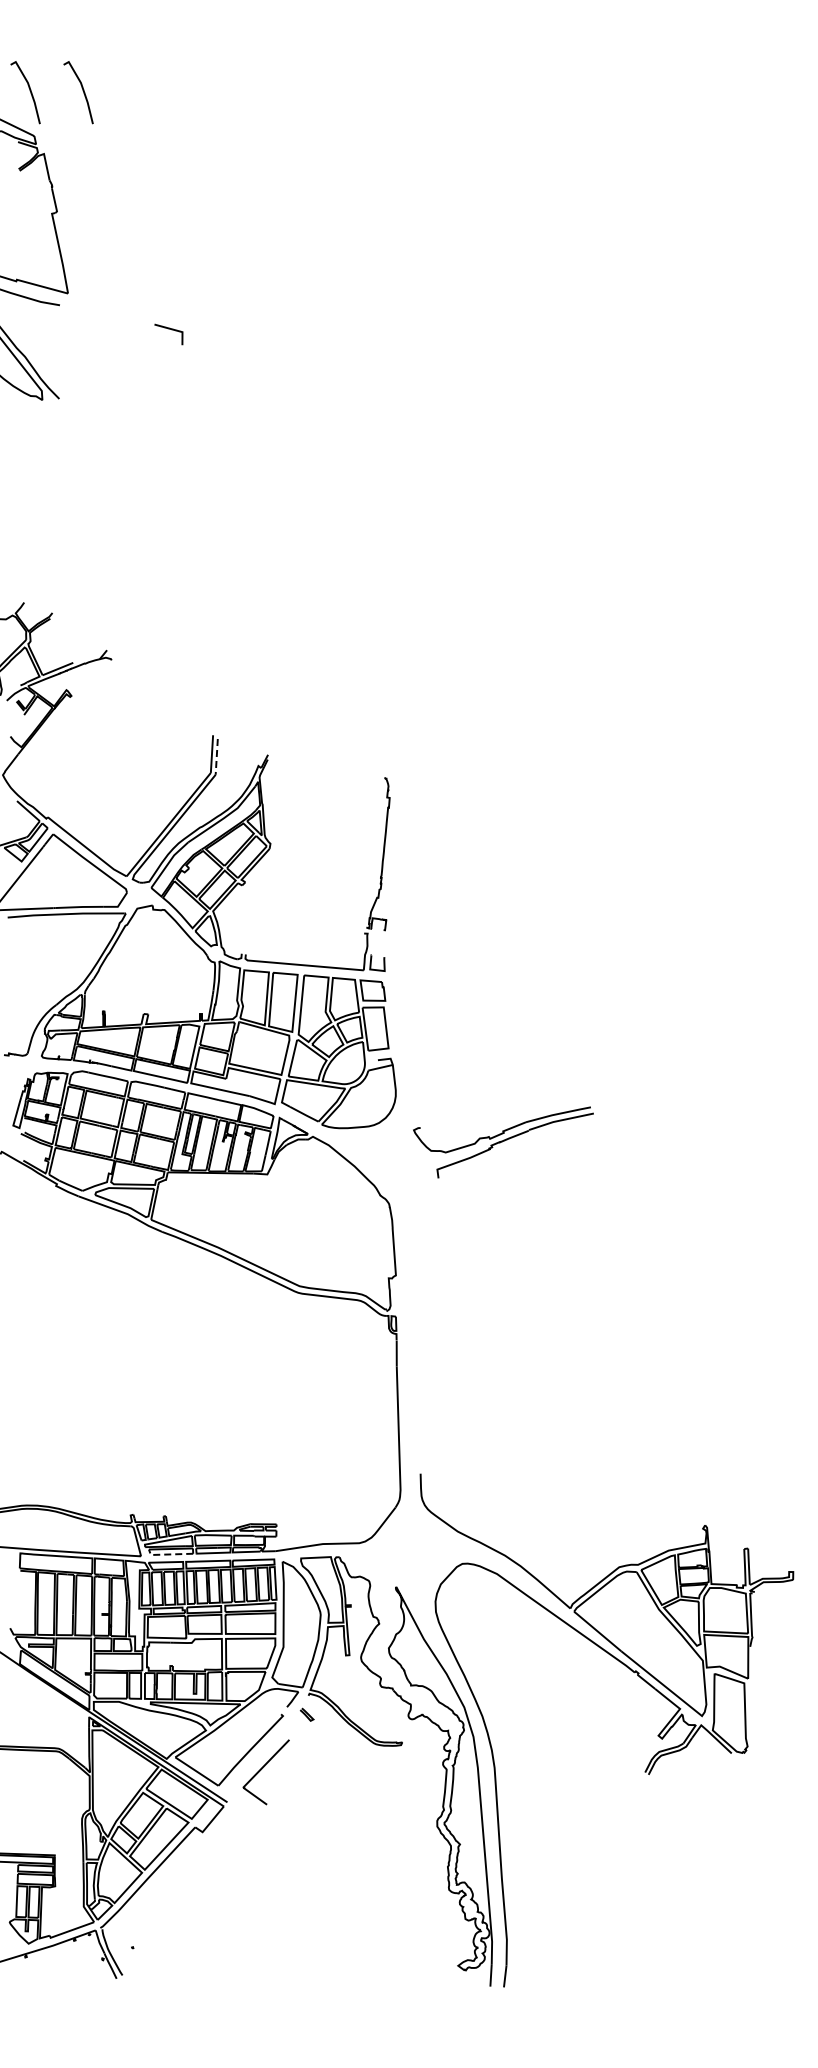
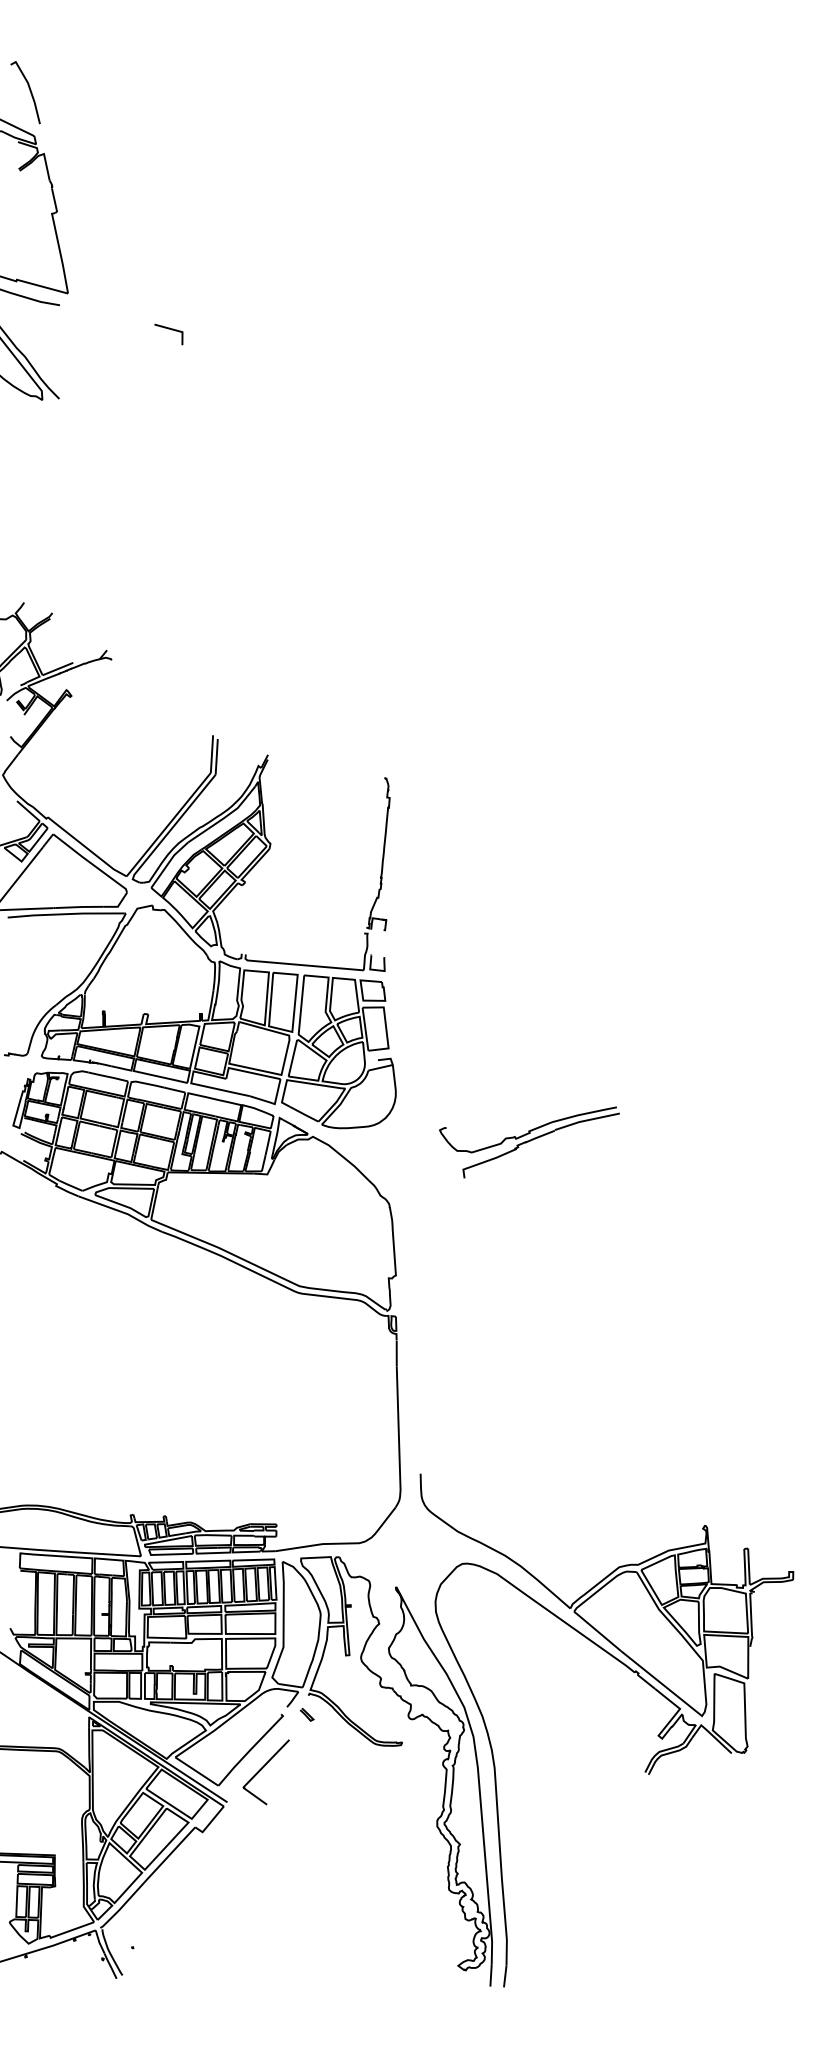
line: present -> none (82, 90)
line: dashed -> solid (216, 756)
part position: (503, 1142) -> (529, 1142) (529, 1142)
line: dashed -> solid (168, 1554)
